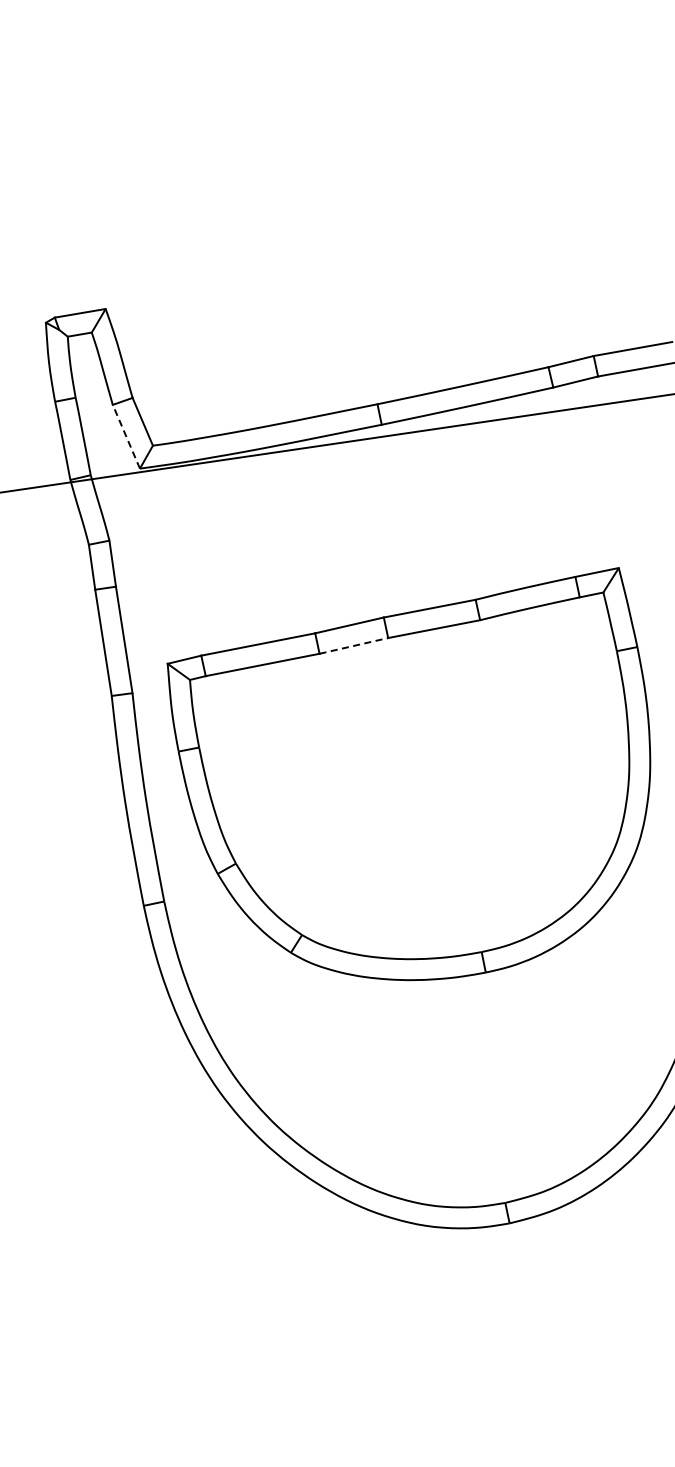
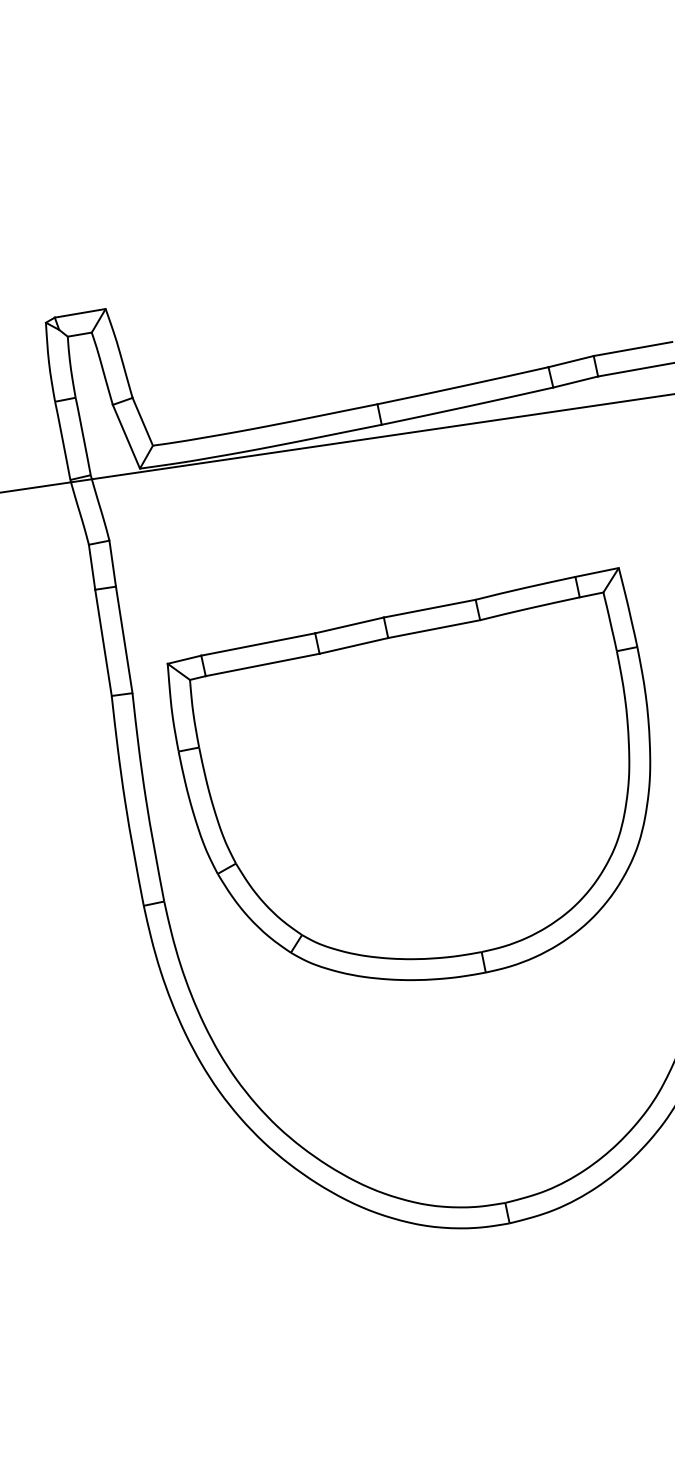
line: dashed -> solid (126, 436)
line: dashed -> solid (354, 645)
